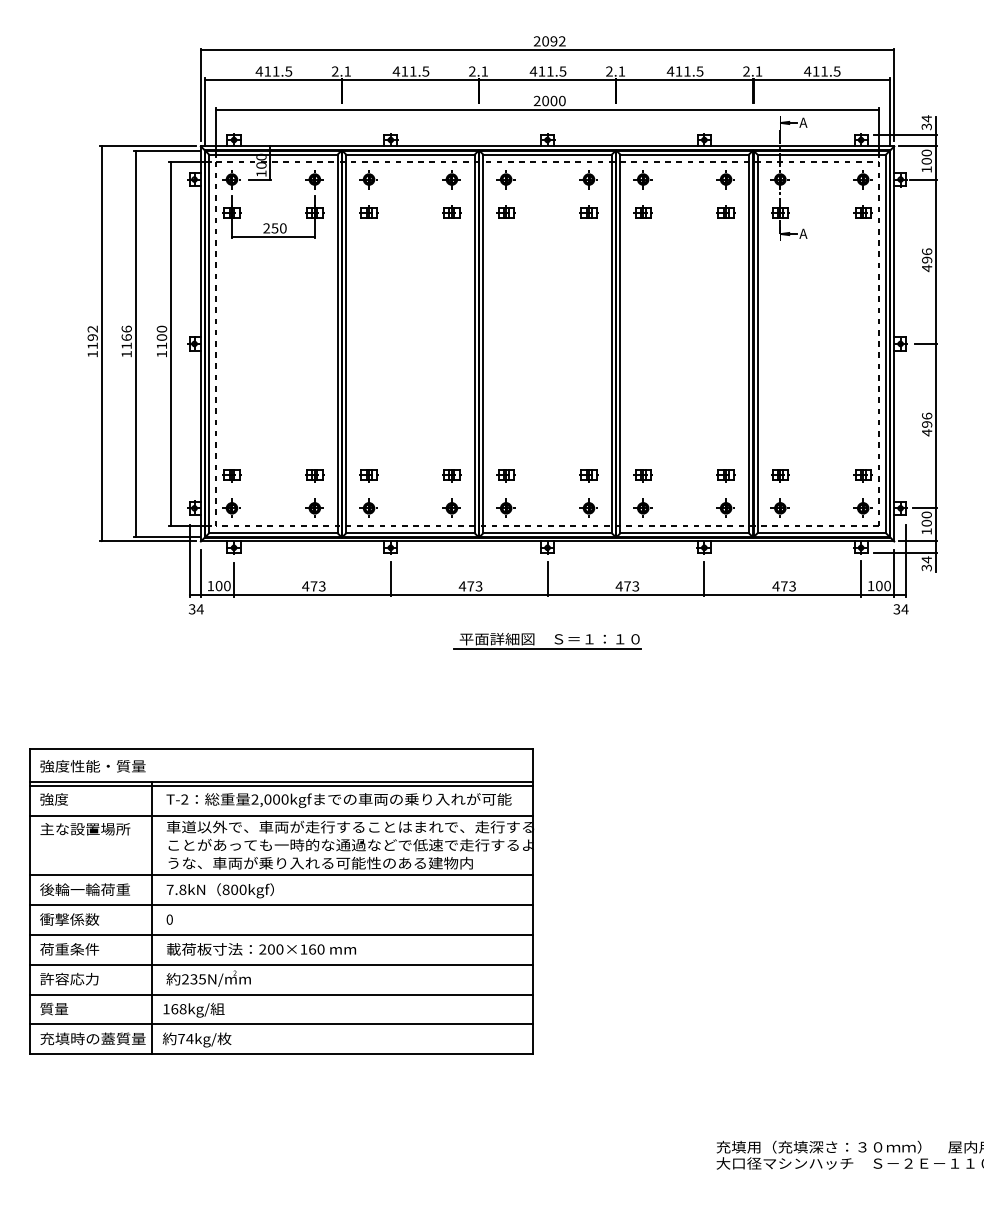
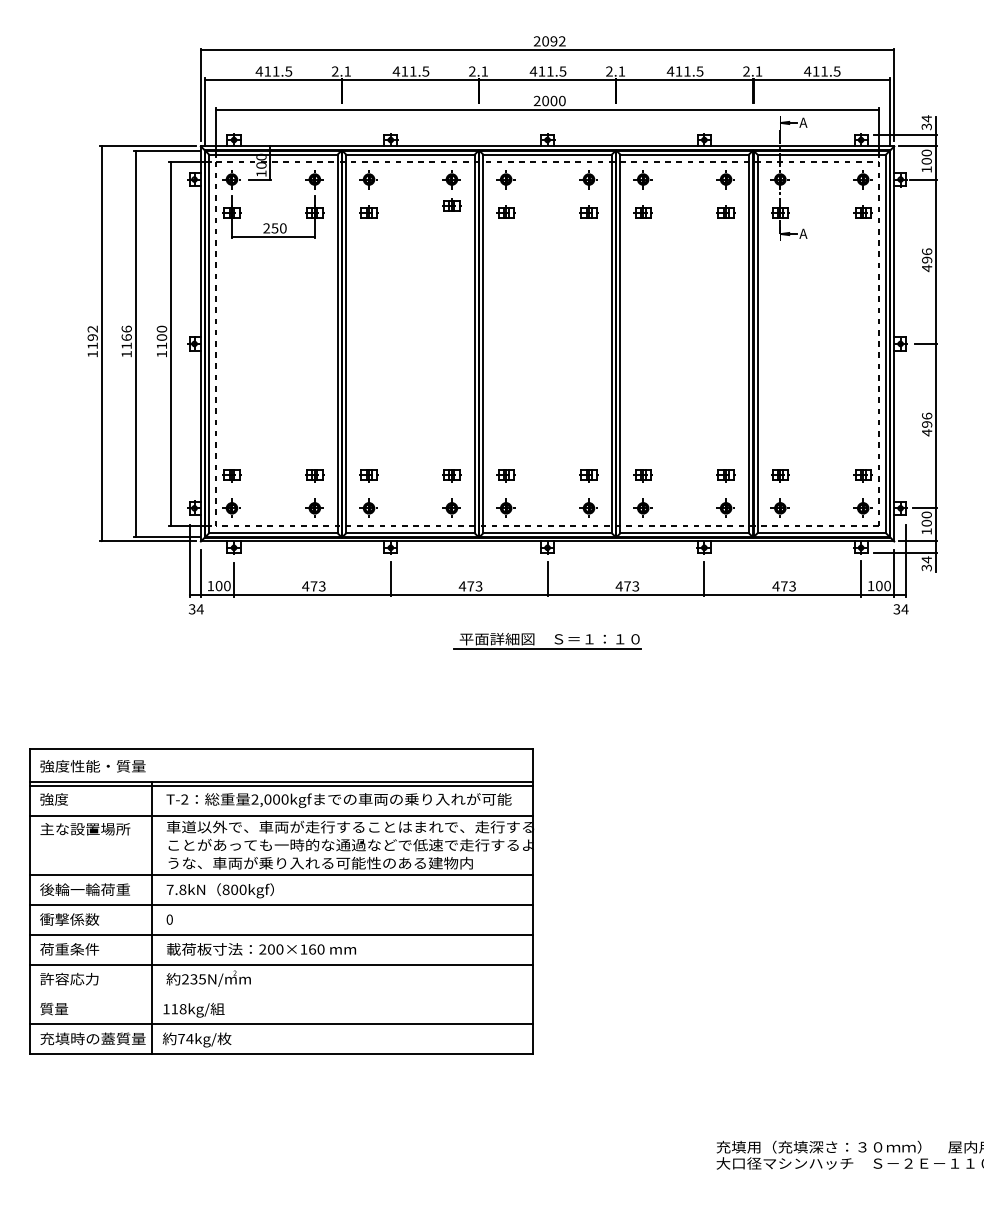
part position: (451, 211) -> (451, 204) (451, 204)
line: present -> none (281, 994)
text: 168kg/ -> 118kg/ (174, 1009)
